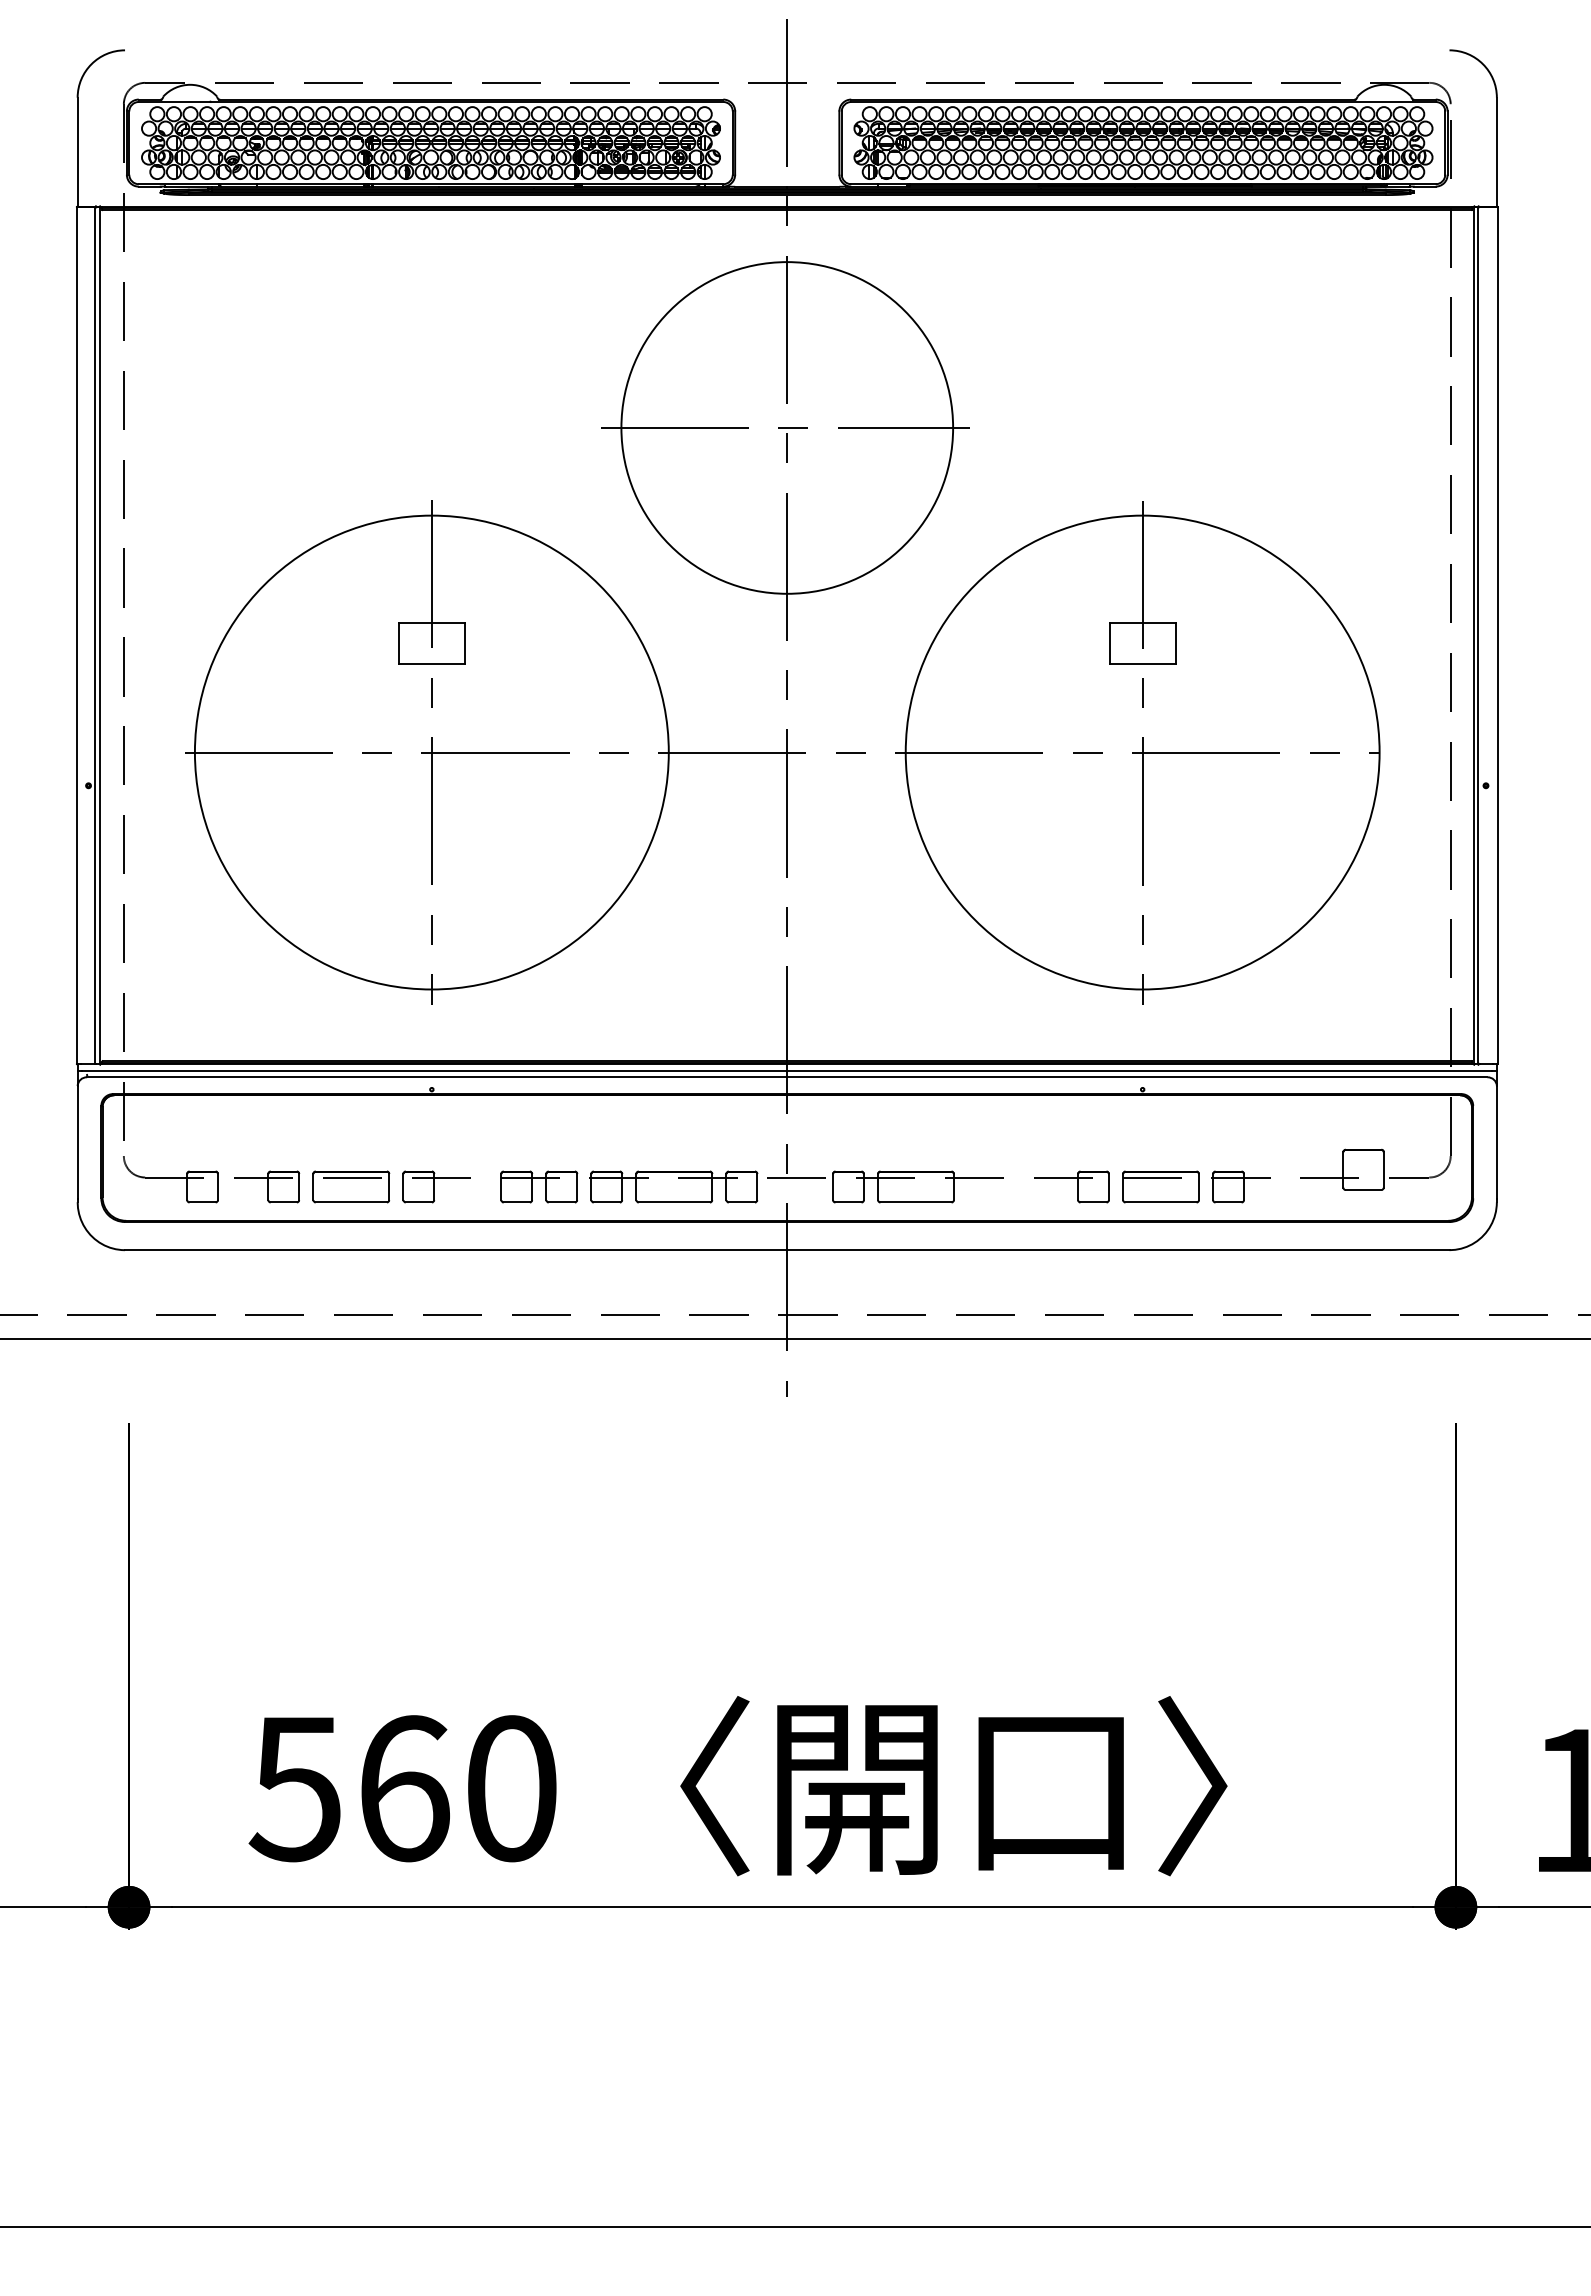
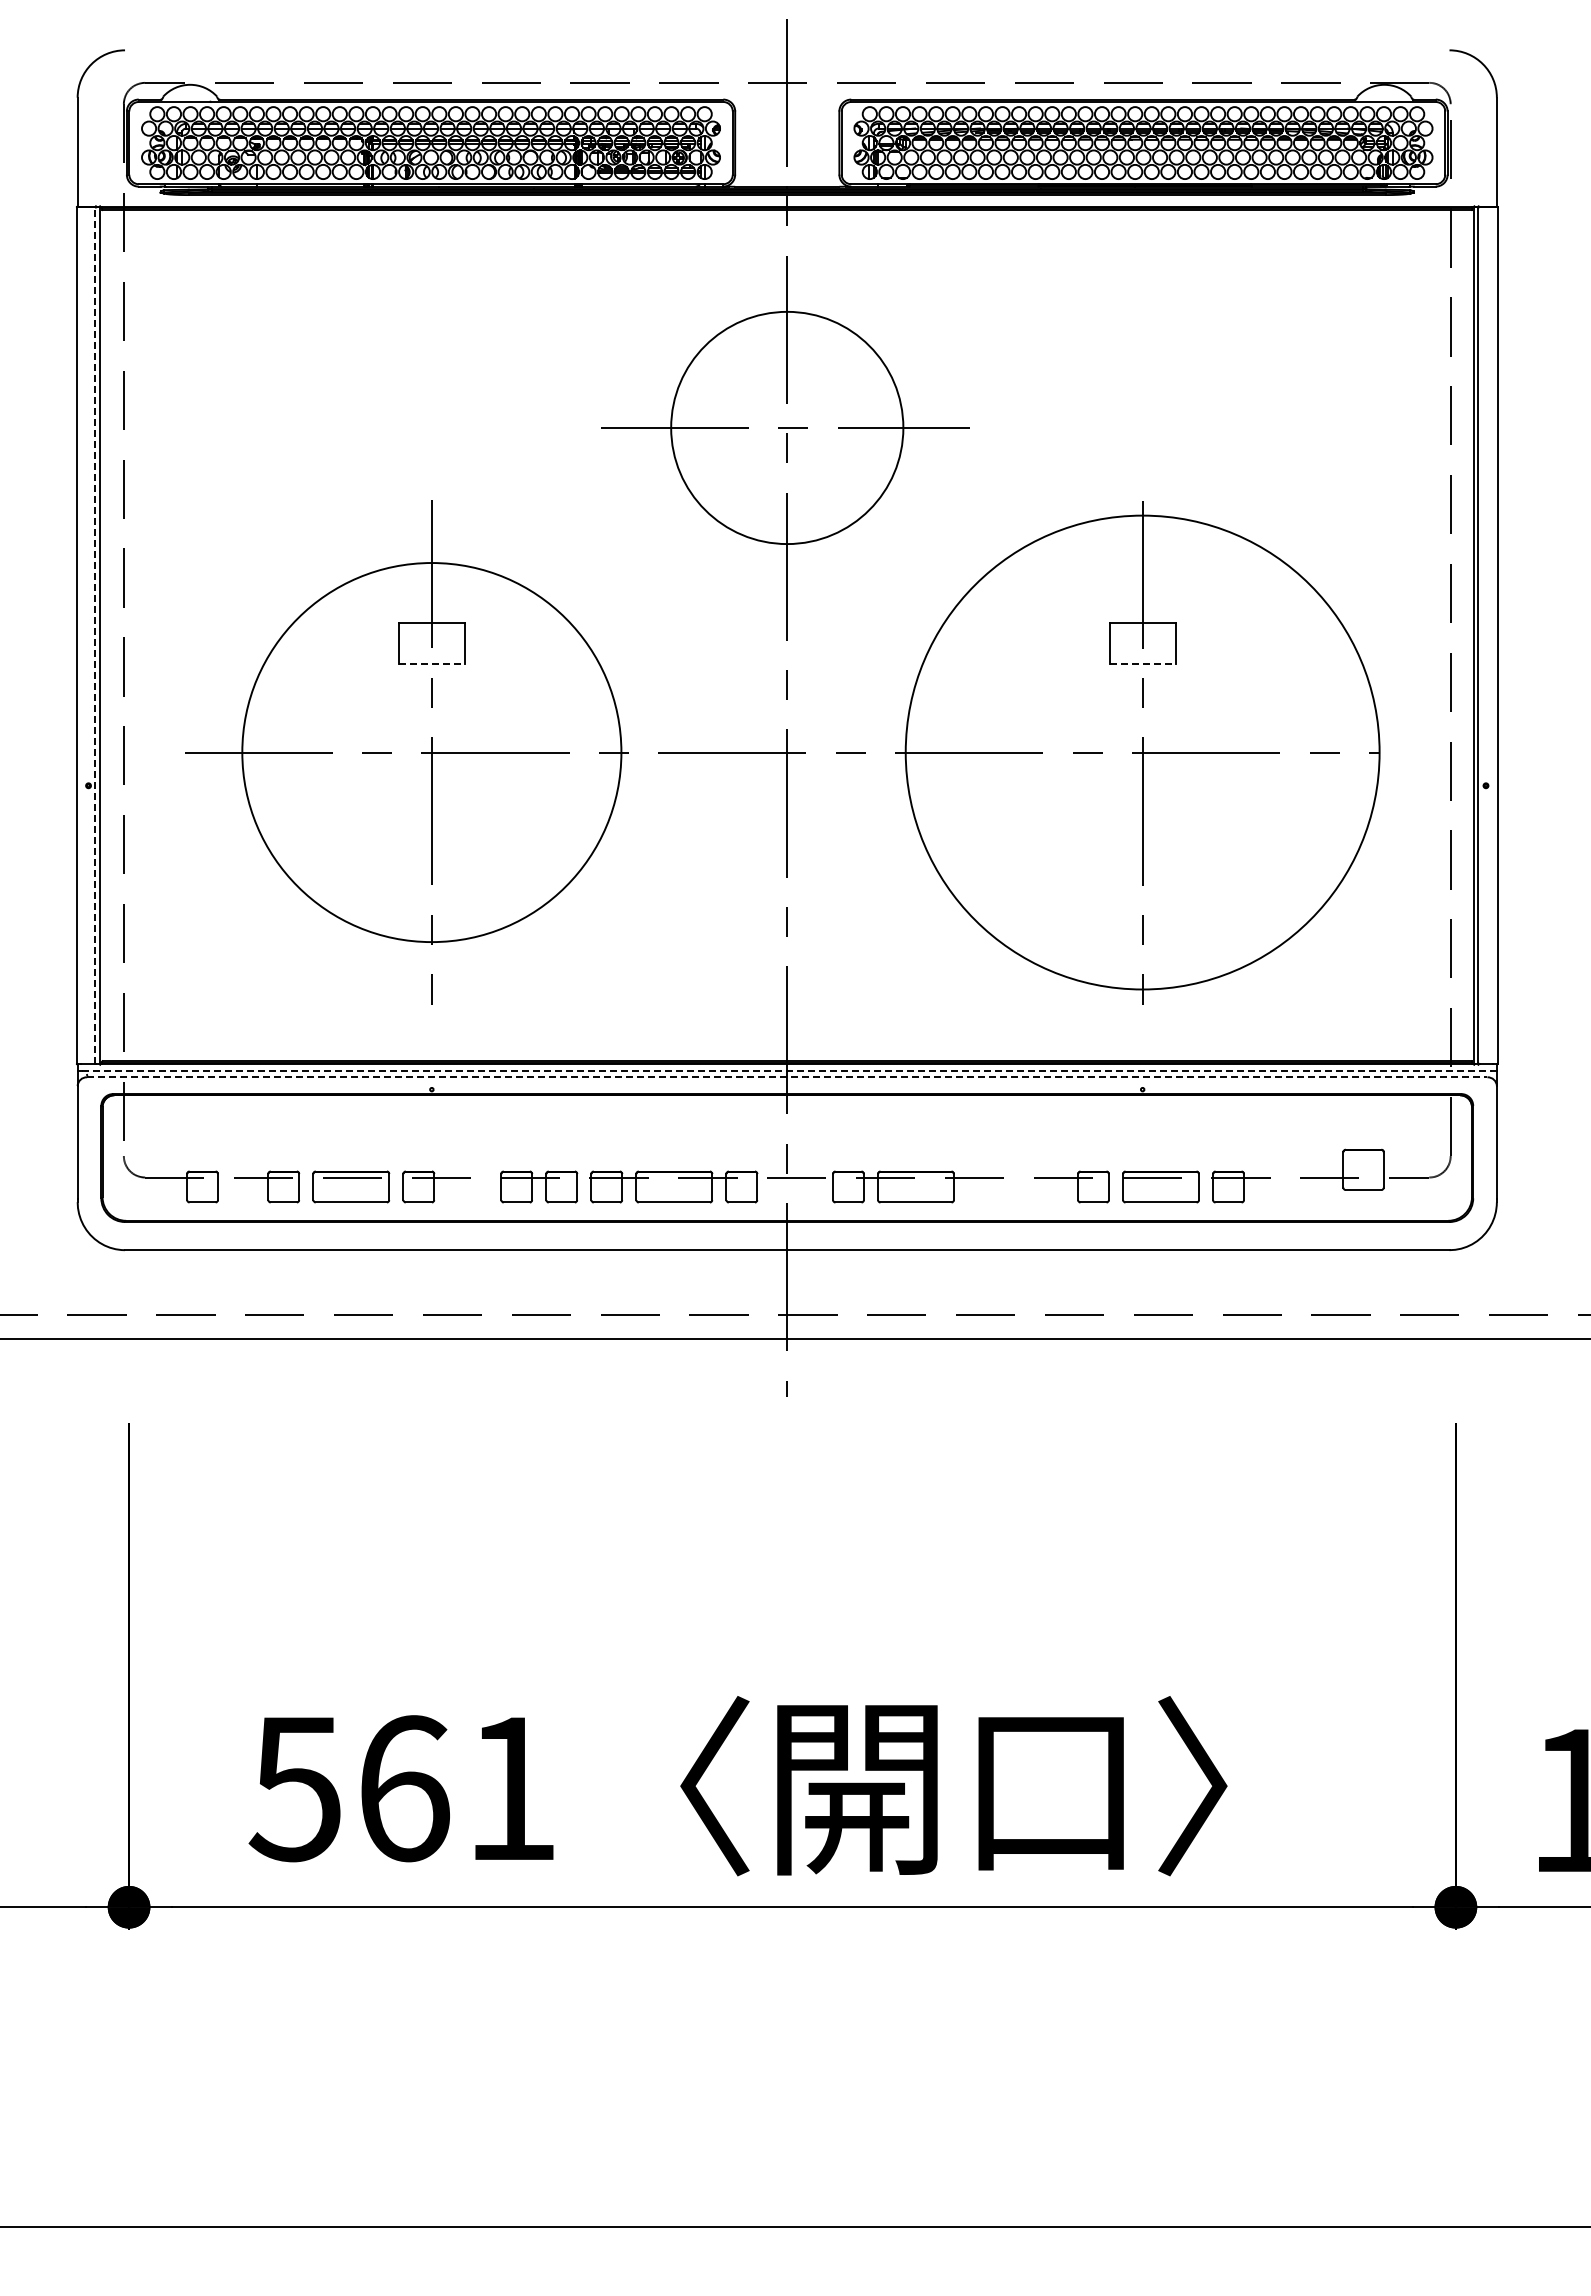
circle diameter: 332 px -> 232 px (787, 427)
line: solid -> dashed (95, 635)
line: solid -> dashed (432, 663)
line: solid -> dashed (1143, 663)
circle diameter: 474 px -> 379 px (431, 752)
line: solid -> dashed (787, 1070)
line: solid -> dashed (787, 1077)
text: 560 -> 561 (512, 1788)
